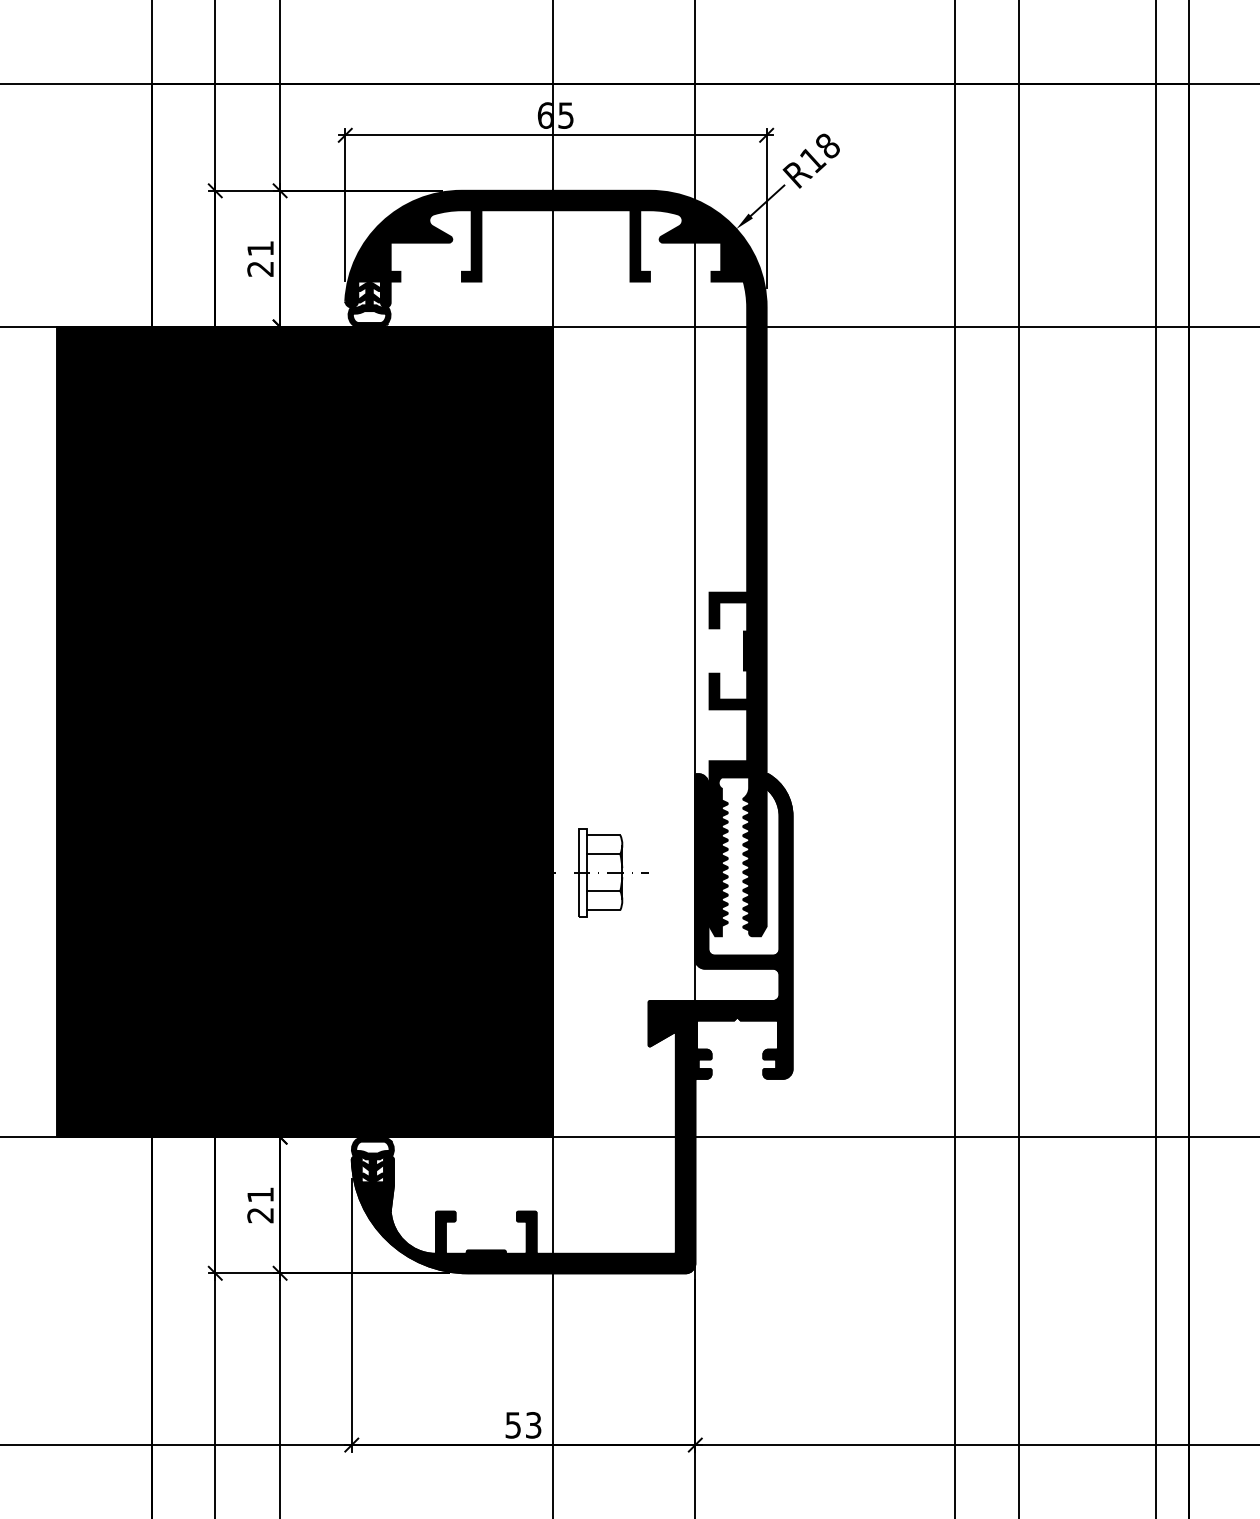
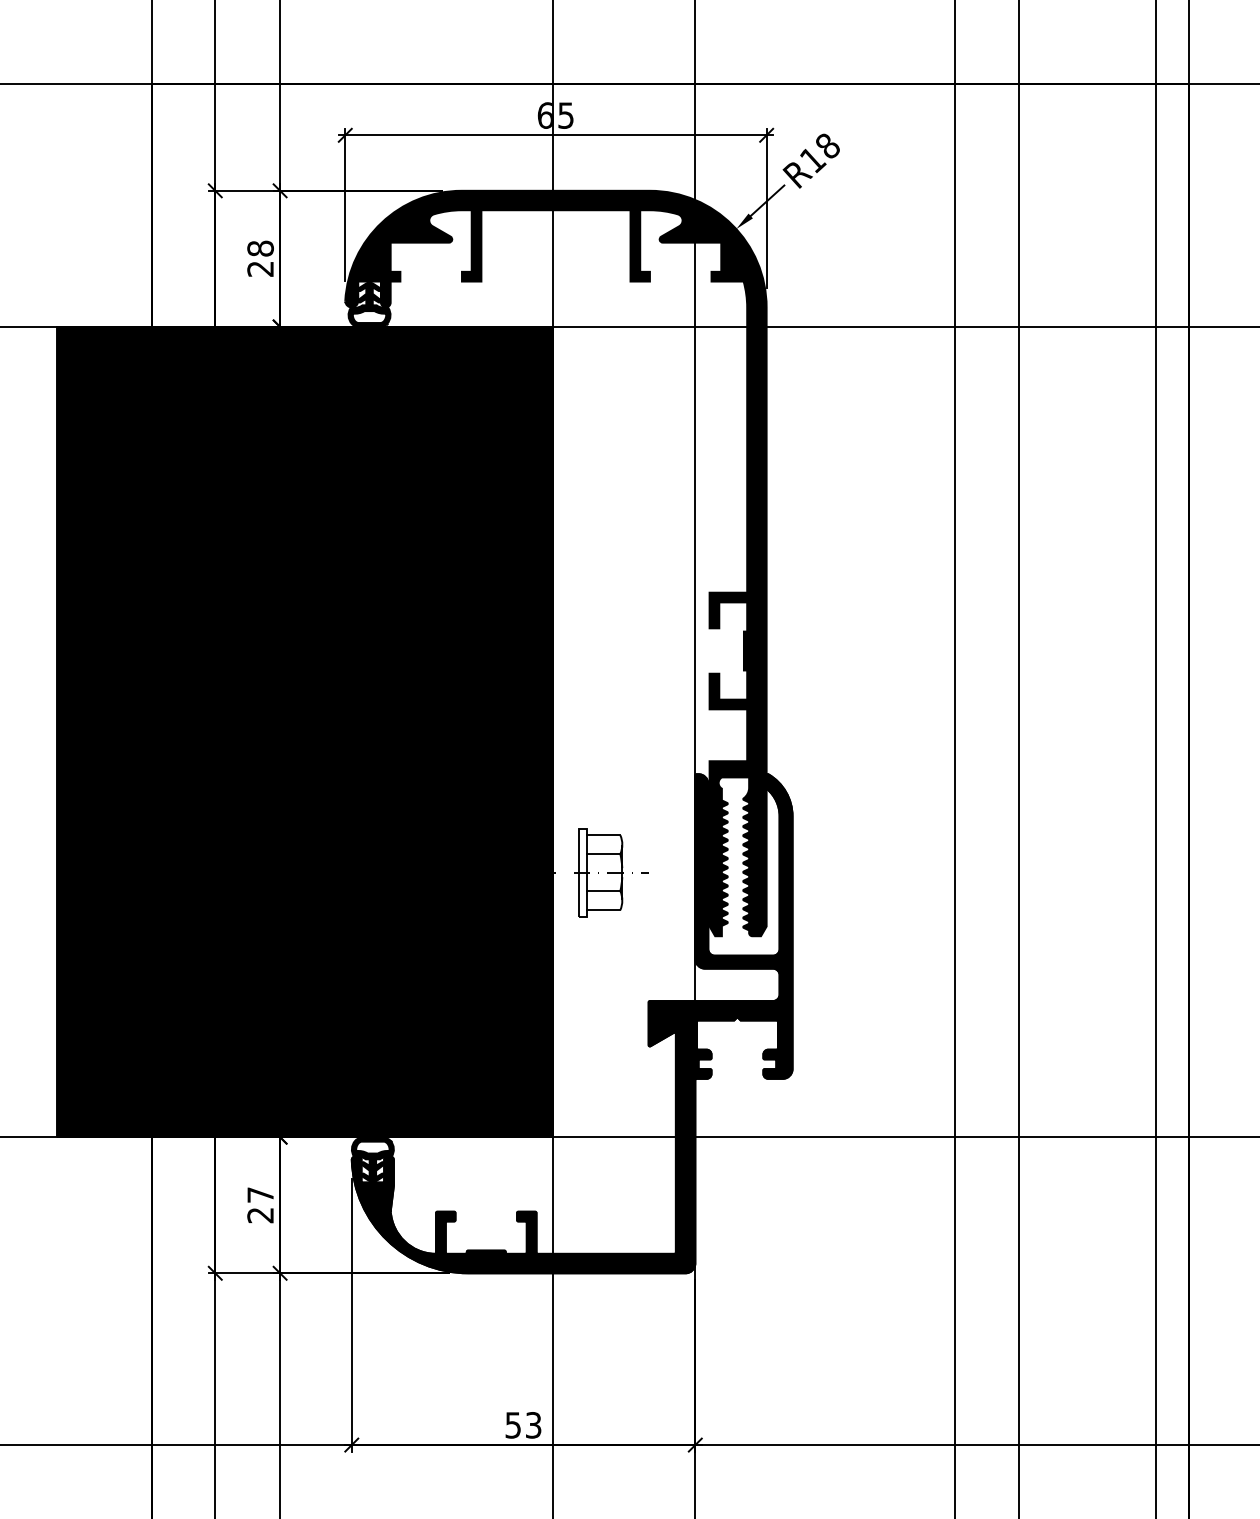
text: 21 -> 28 (260, 248)
text: 21 -> 27 (260, 1194)
